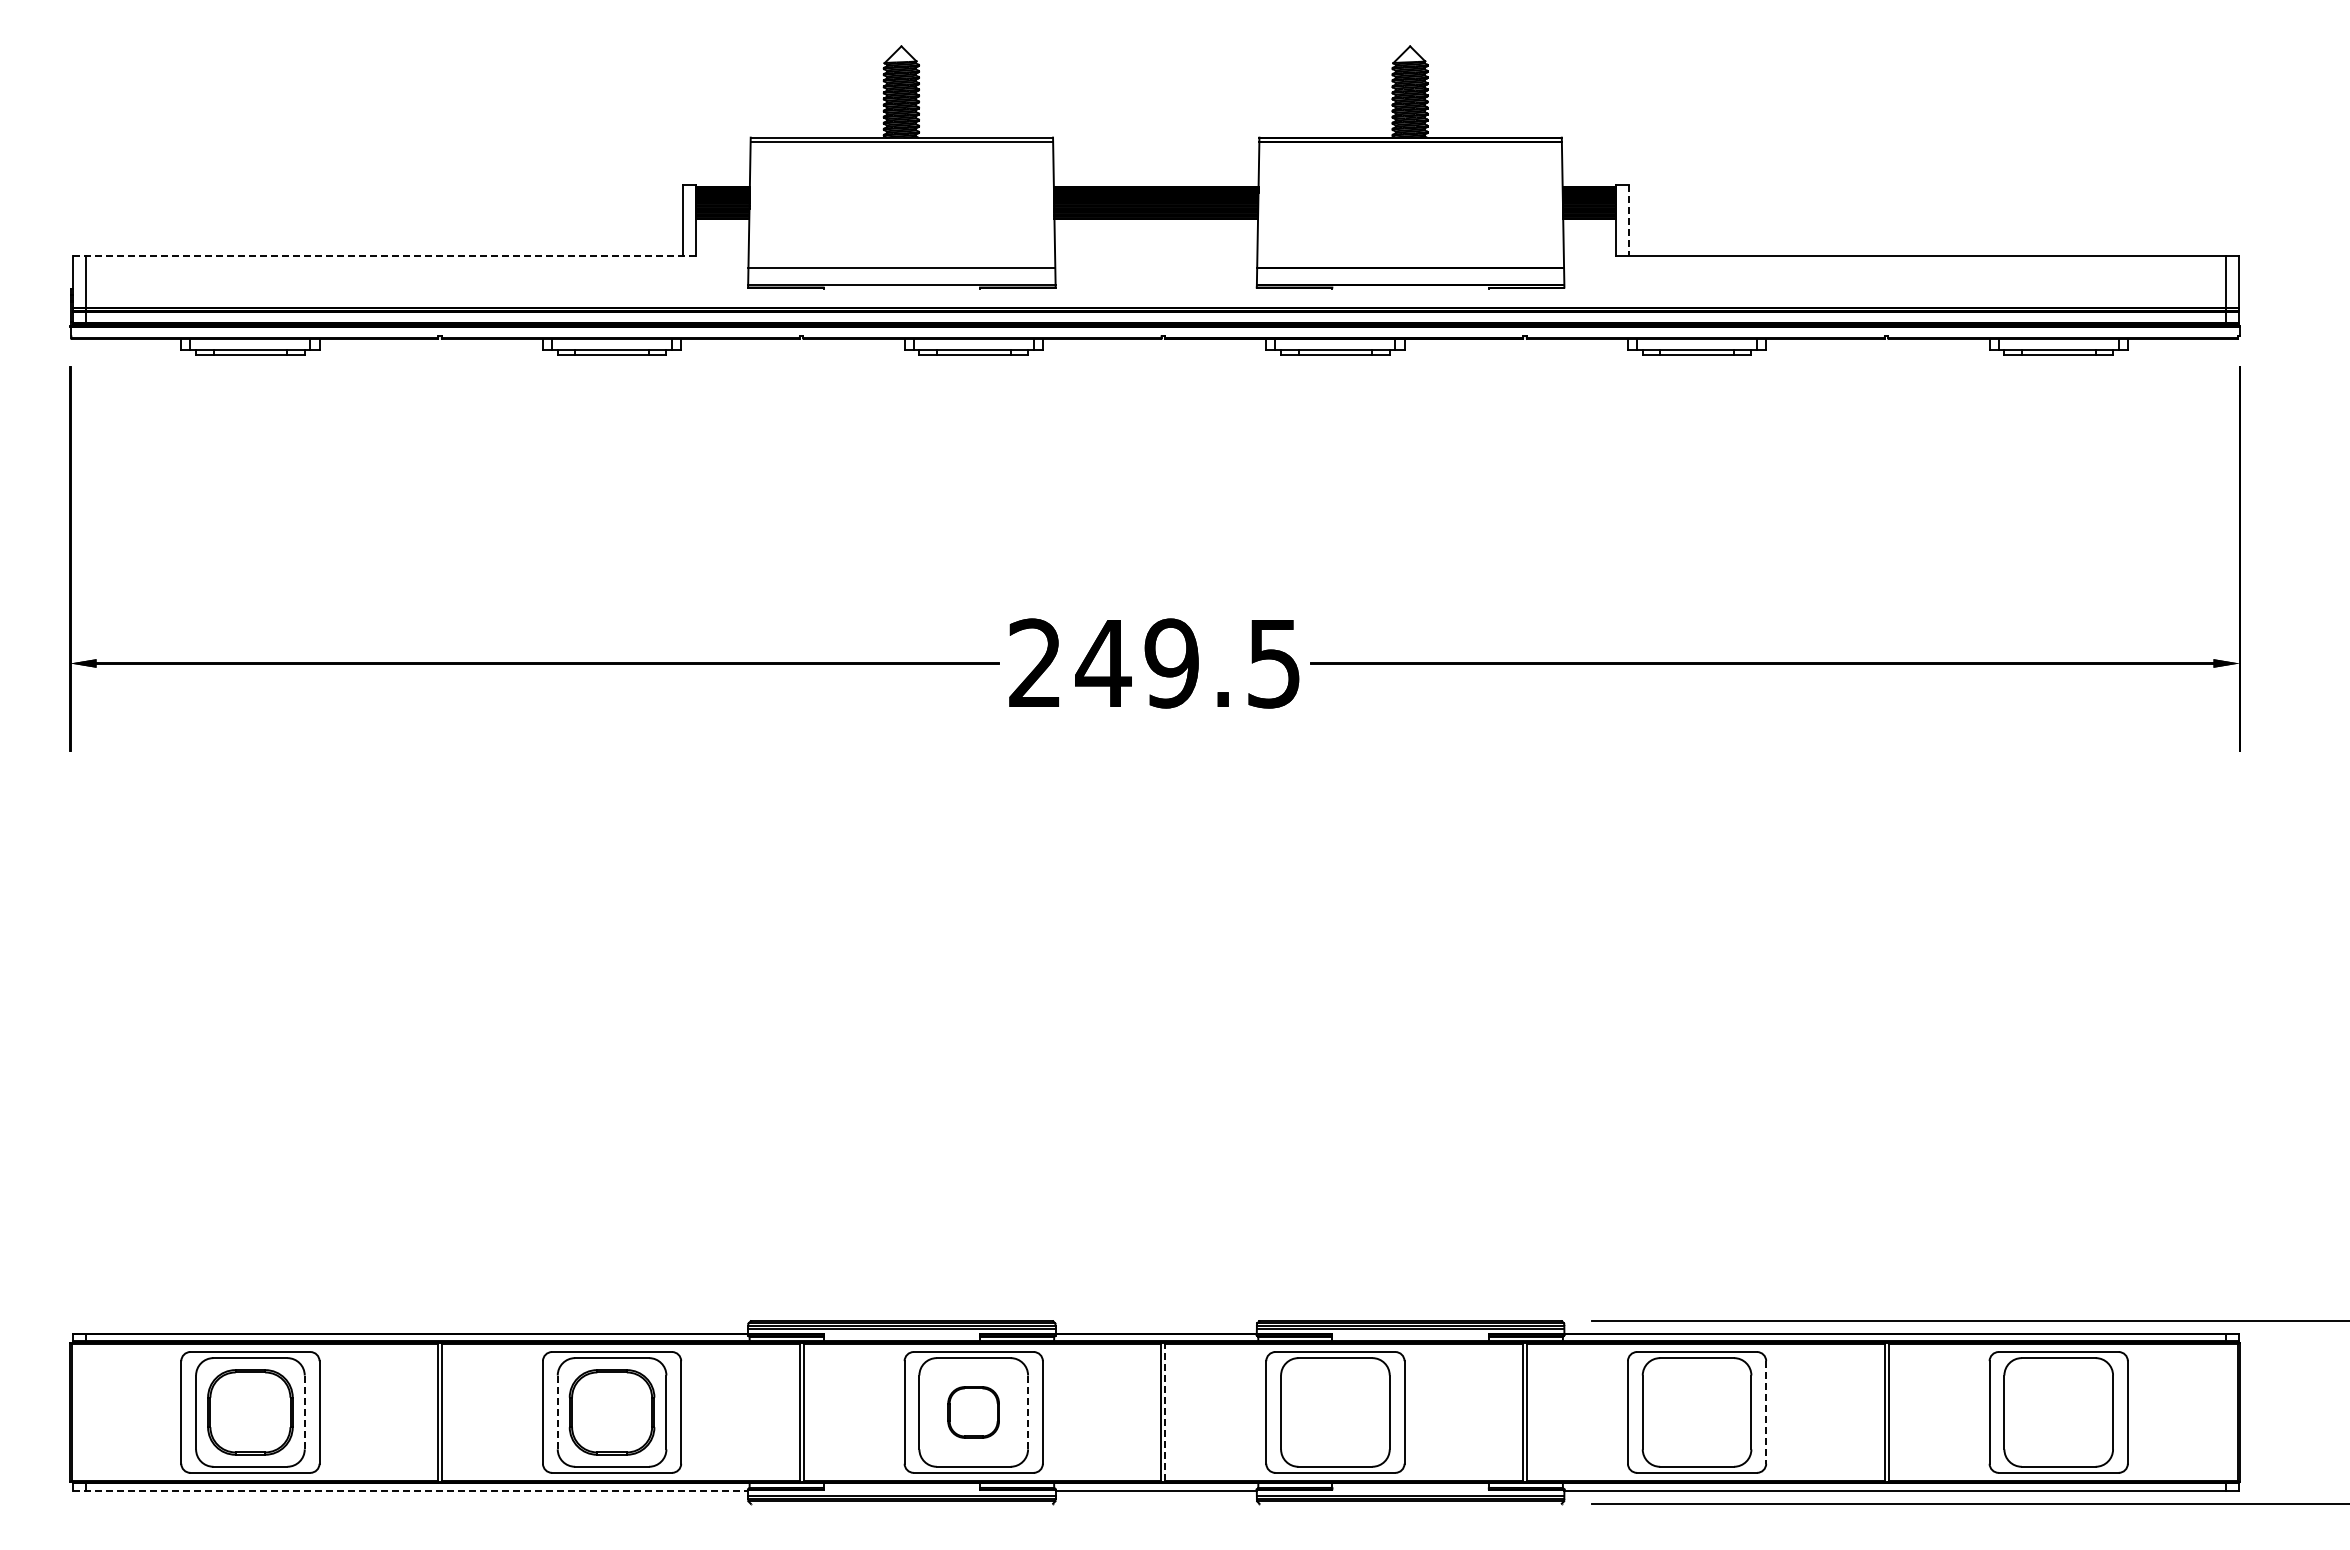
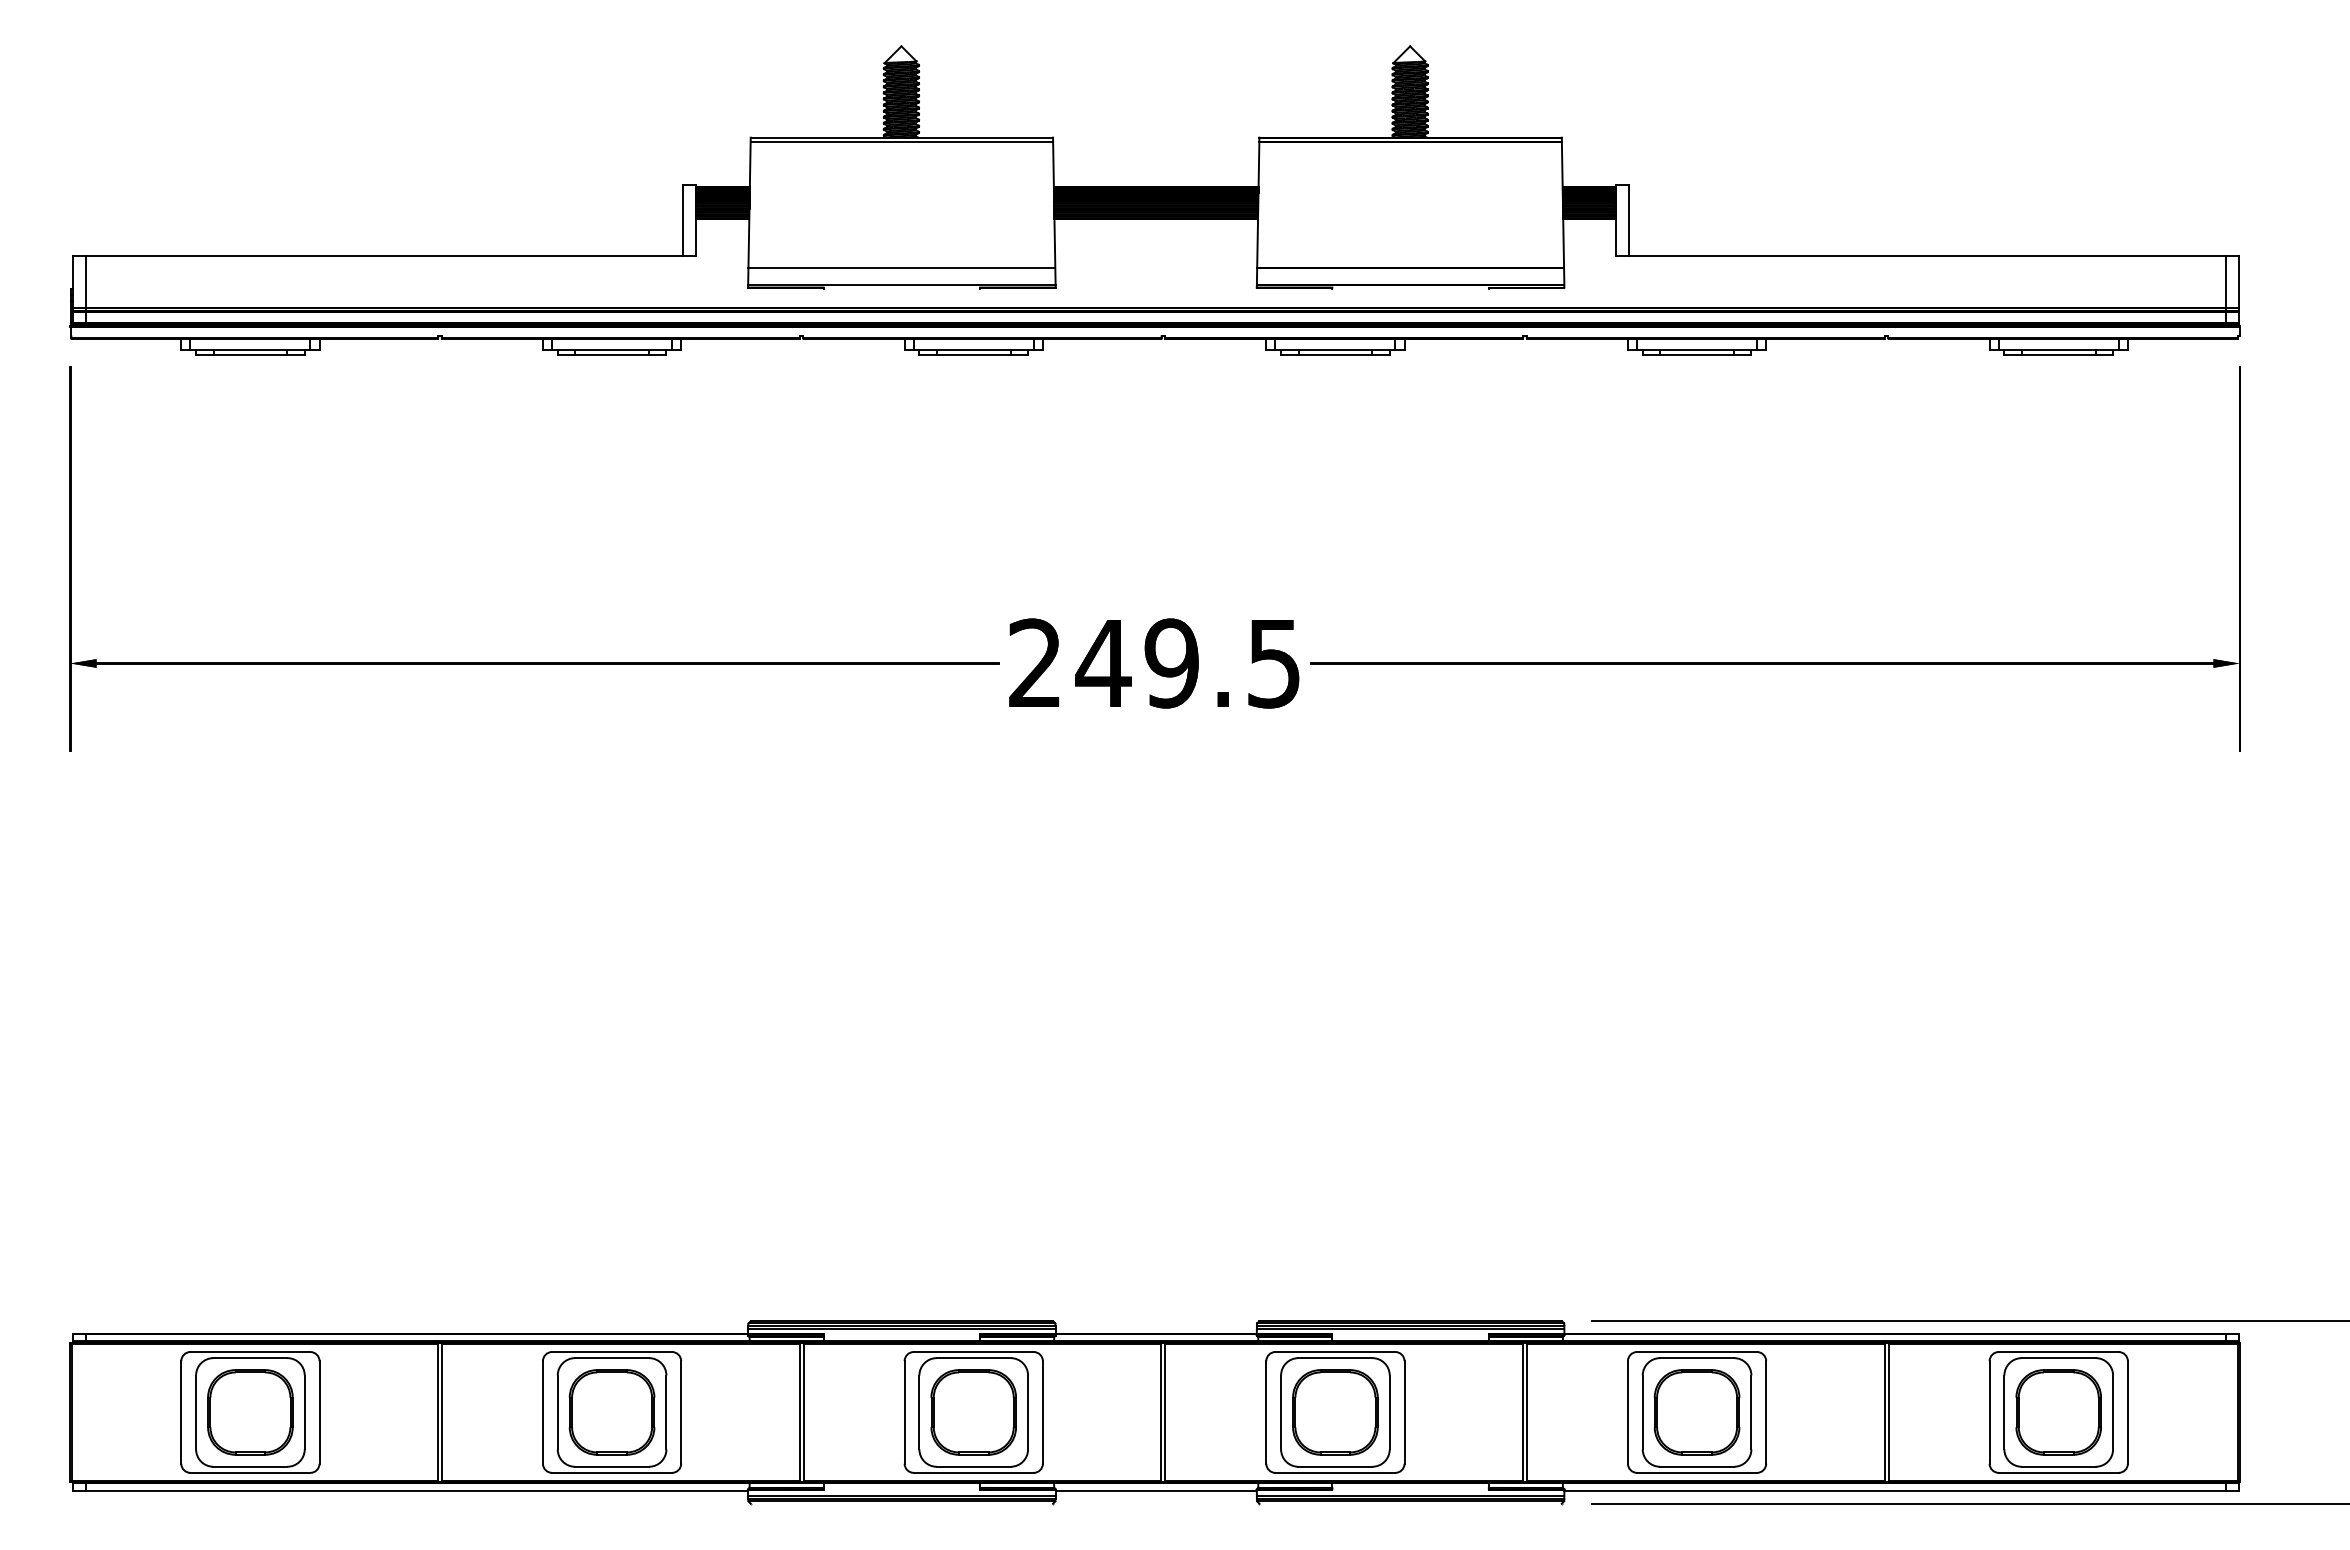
line: dashed -> solid (1629, 221)
line: dashed -> solid (384, 255)
line: dashed -> solid (304, 1412)
line: dashed -> solid (557, 1412)
part size: 53x53 px -> 87x87 px (973, 1412)
line: dashed -> solid (1028, 1412)
line: dashed -> solid (1165, 1412)
part: none -> present (1335, 1412)
part: none -> present (1696, 1412)
line: dashed -> solid (1766, 1412)
part: none -> present (2058, 1412)
line: dashed -> solid (410, 1490)
